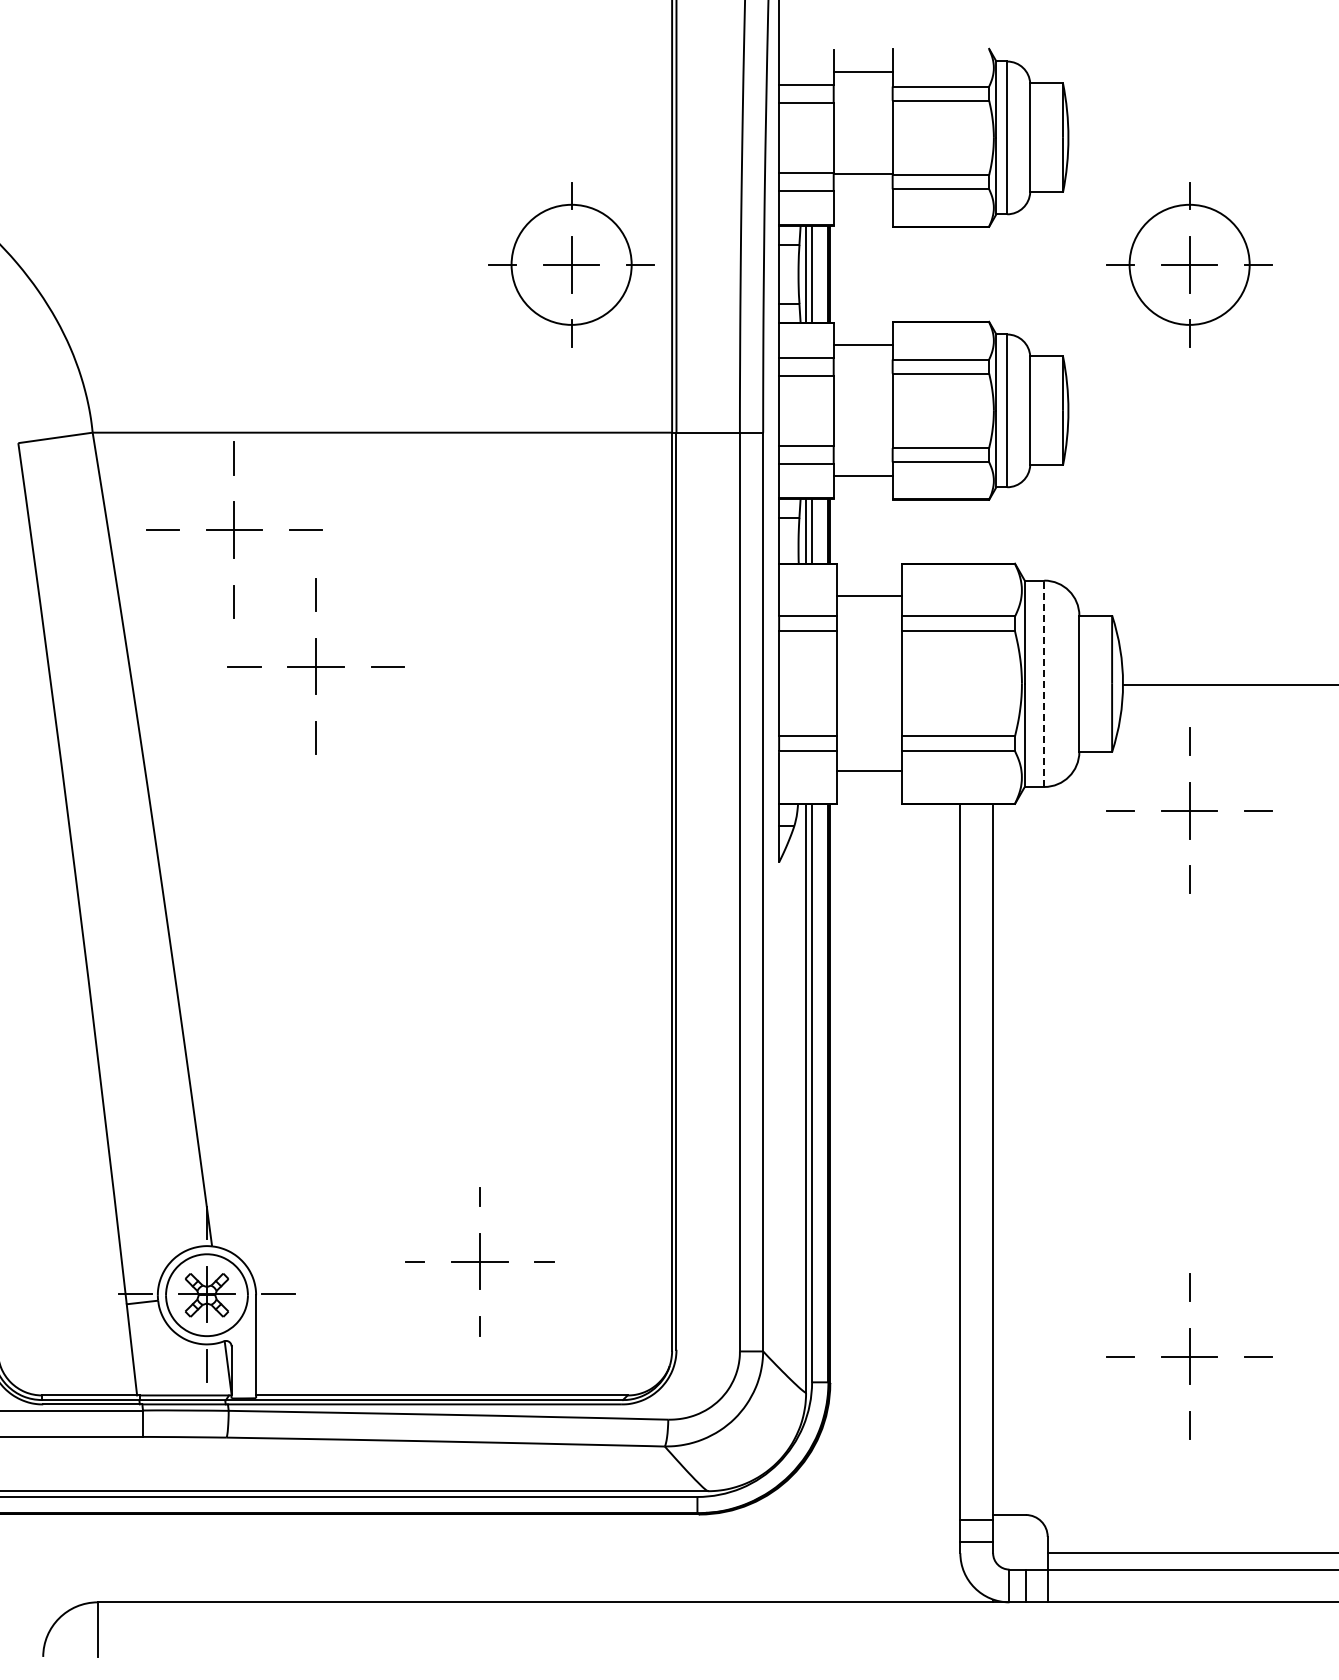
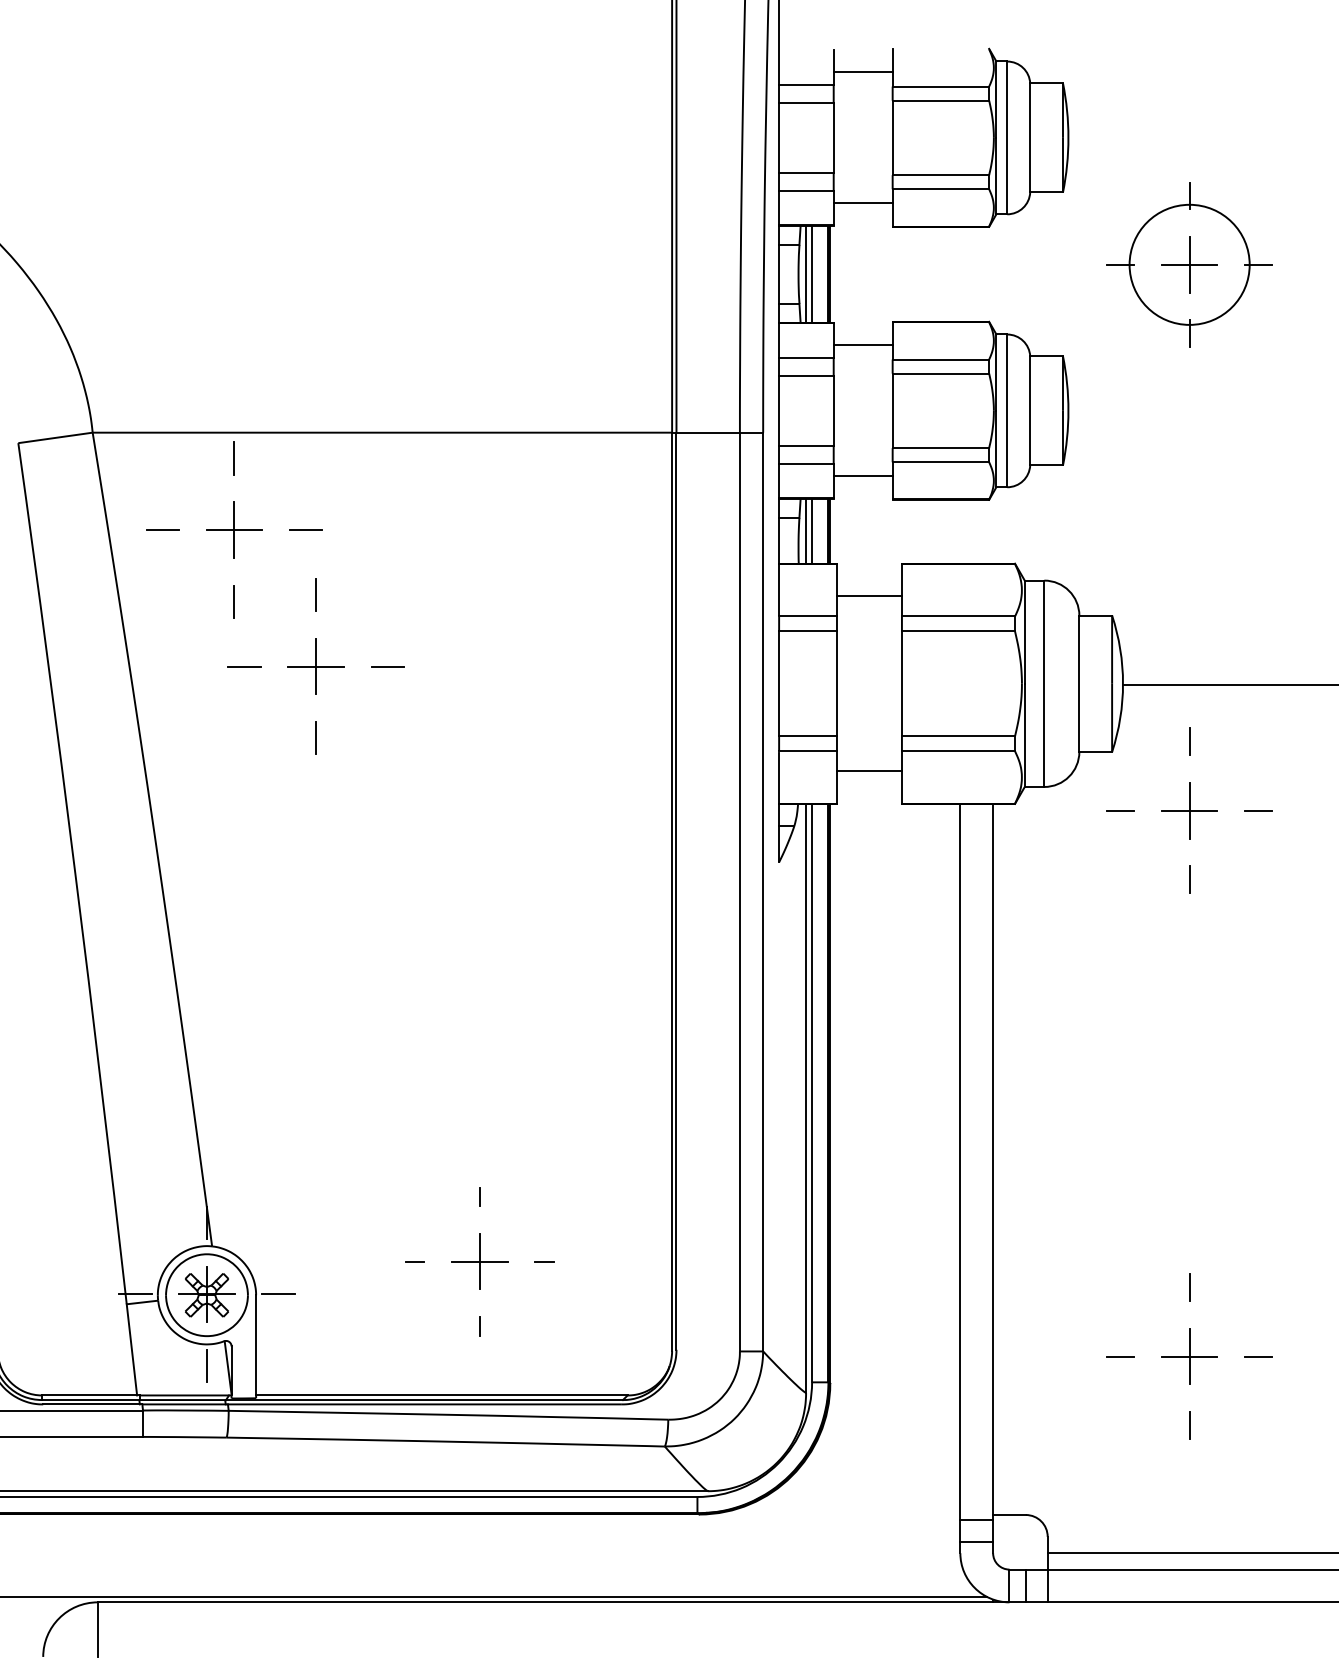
line position: (862, 174) -> (862, 203) (862, 203)
part: present -> none (571, 264)
line: dashed -> solid (1044, 683)
line: none -> present (494, 1596)
